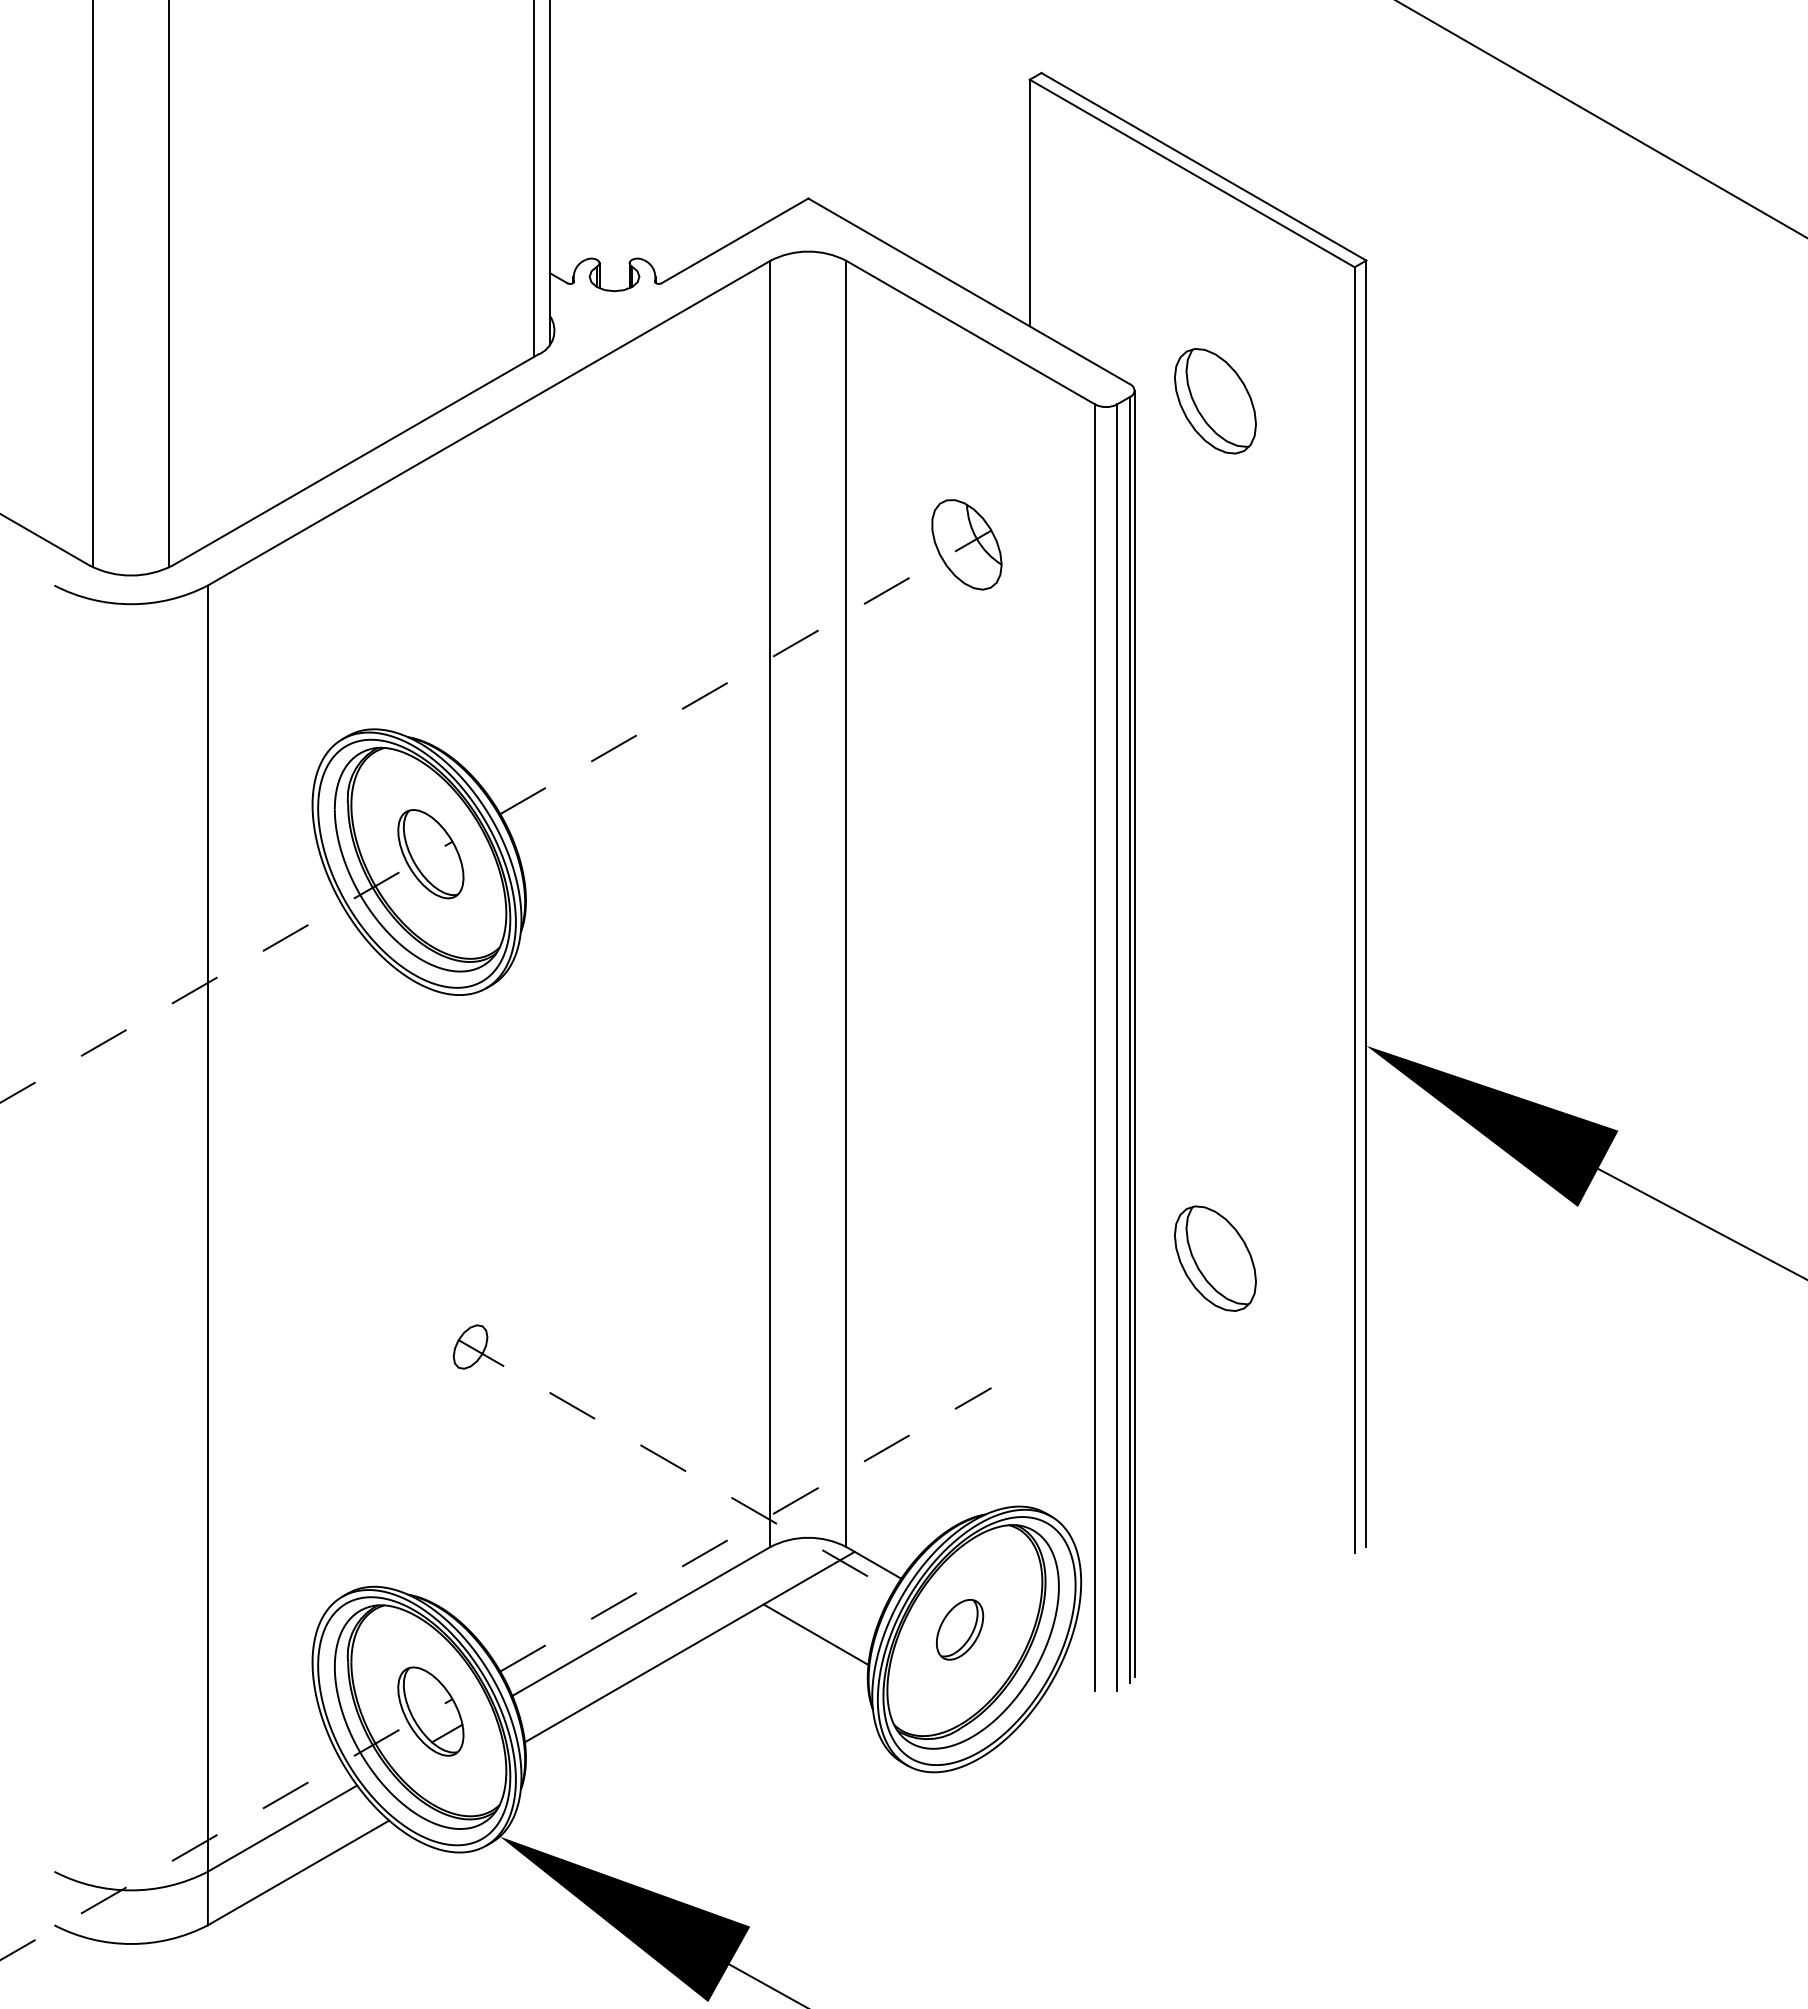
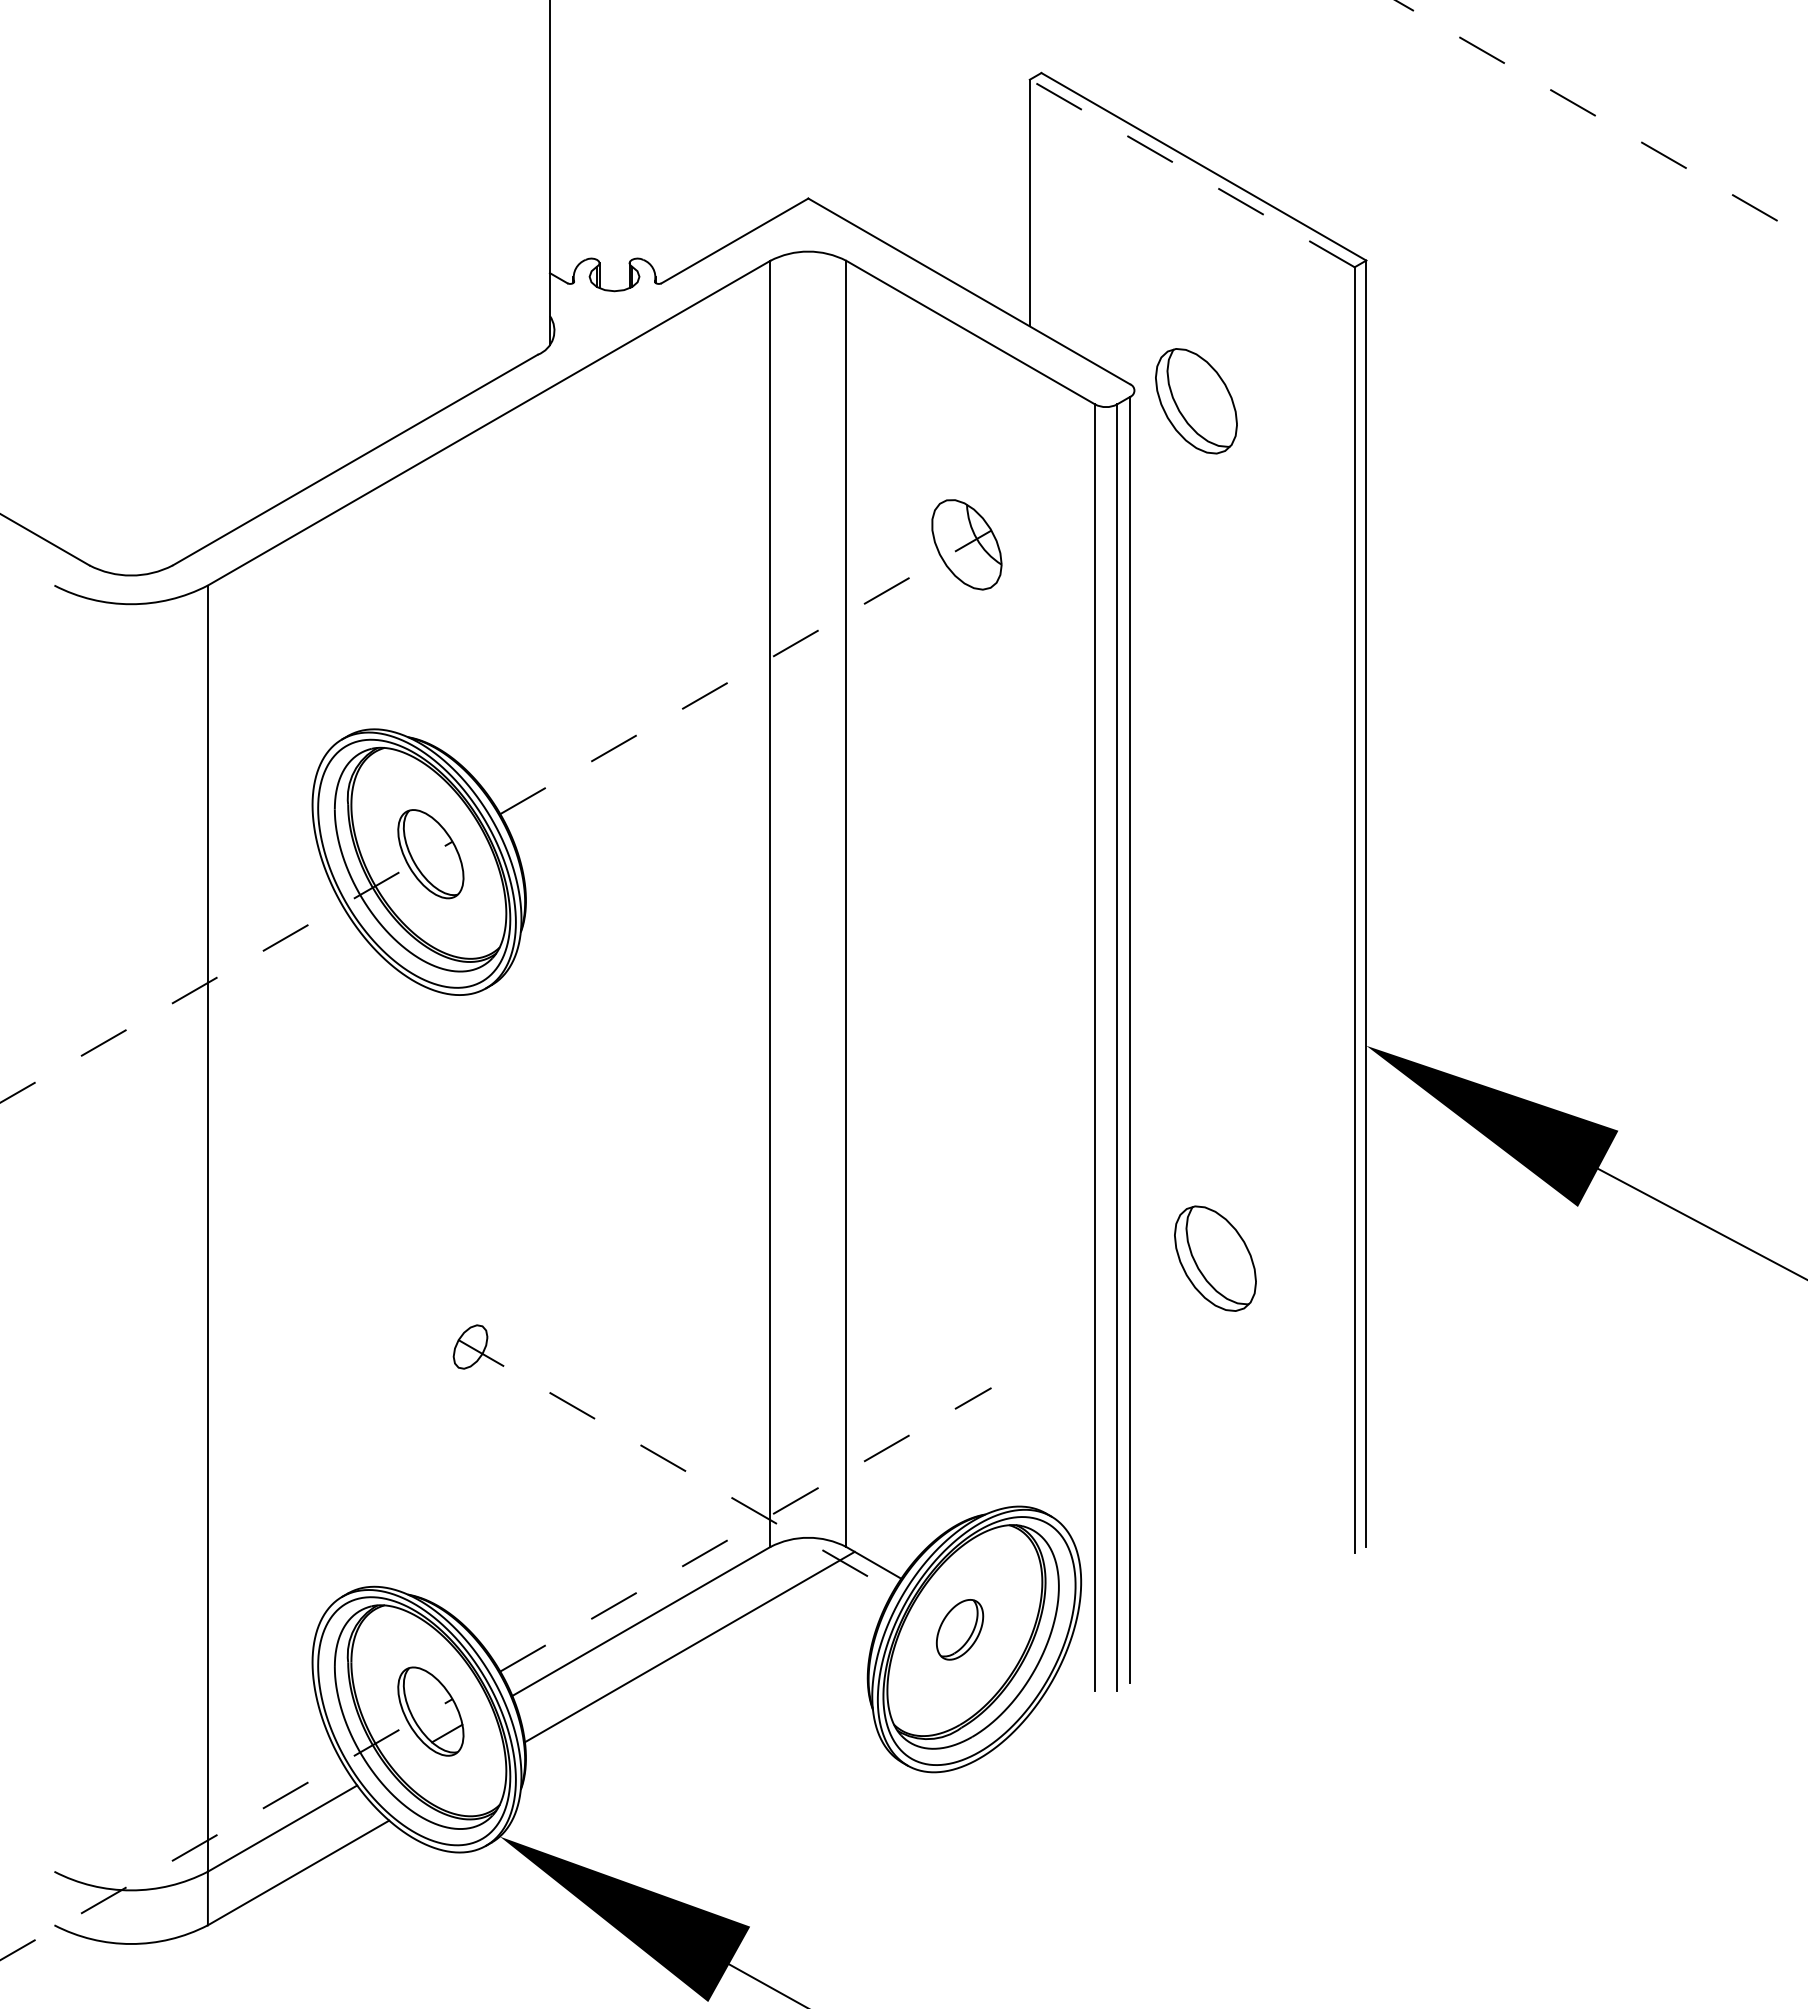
line: solid -> dashed (1601, 119)
line: solid -> dashed (1192, 173)
line: present -> none (534, 179)
line: present -> none (93, 284)
line: present -> none (169, 284)
part position: (1215, 401) -> (1196, 401) (1196, 401)
line: present -> none (1134, 1033)
line: present -> none (815, 1634)
